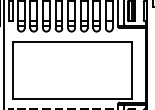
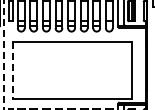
line: solid -> dashed (4, 55)
line: solid -> dashed (13, 70)
